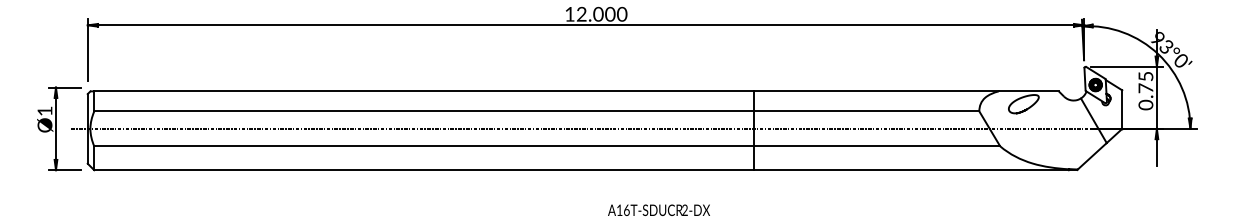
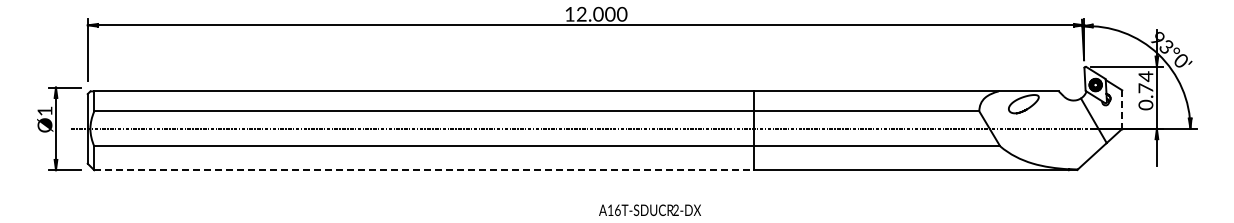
text: 0.75 -> 0.74 (1145, 76)
line: solid -> dashed (1122, 110)
line: solid -> dashed (424, 170)
text position: (658, 209) -> (649, 209) (649, 209)
